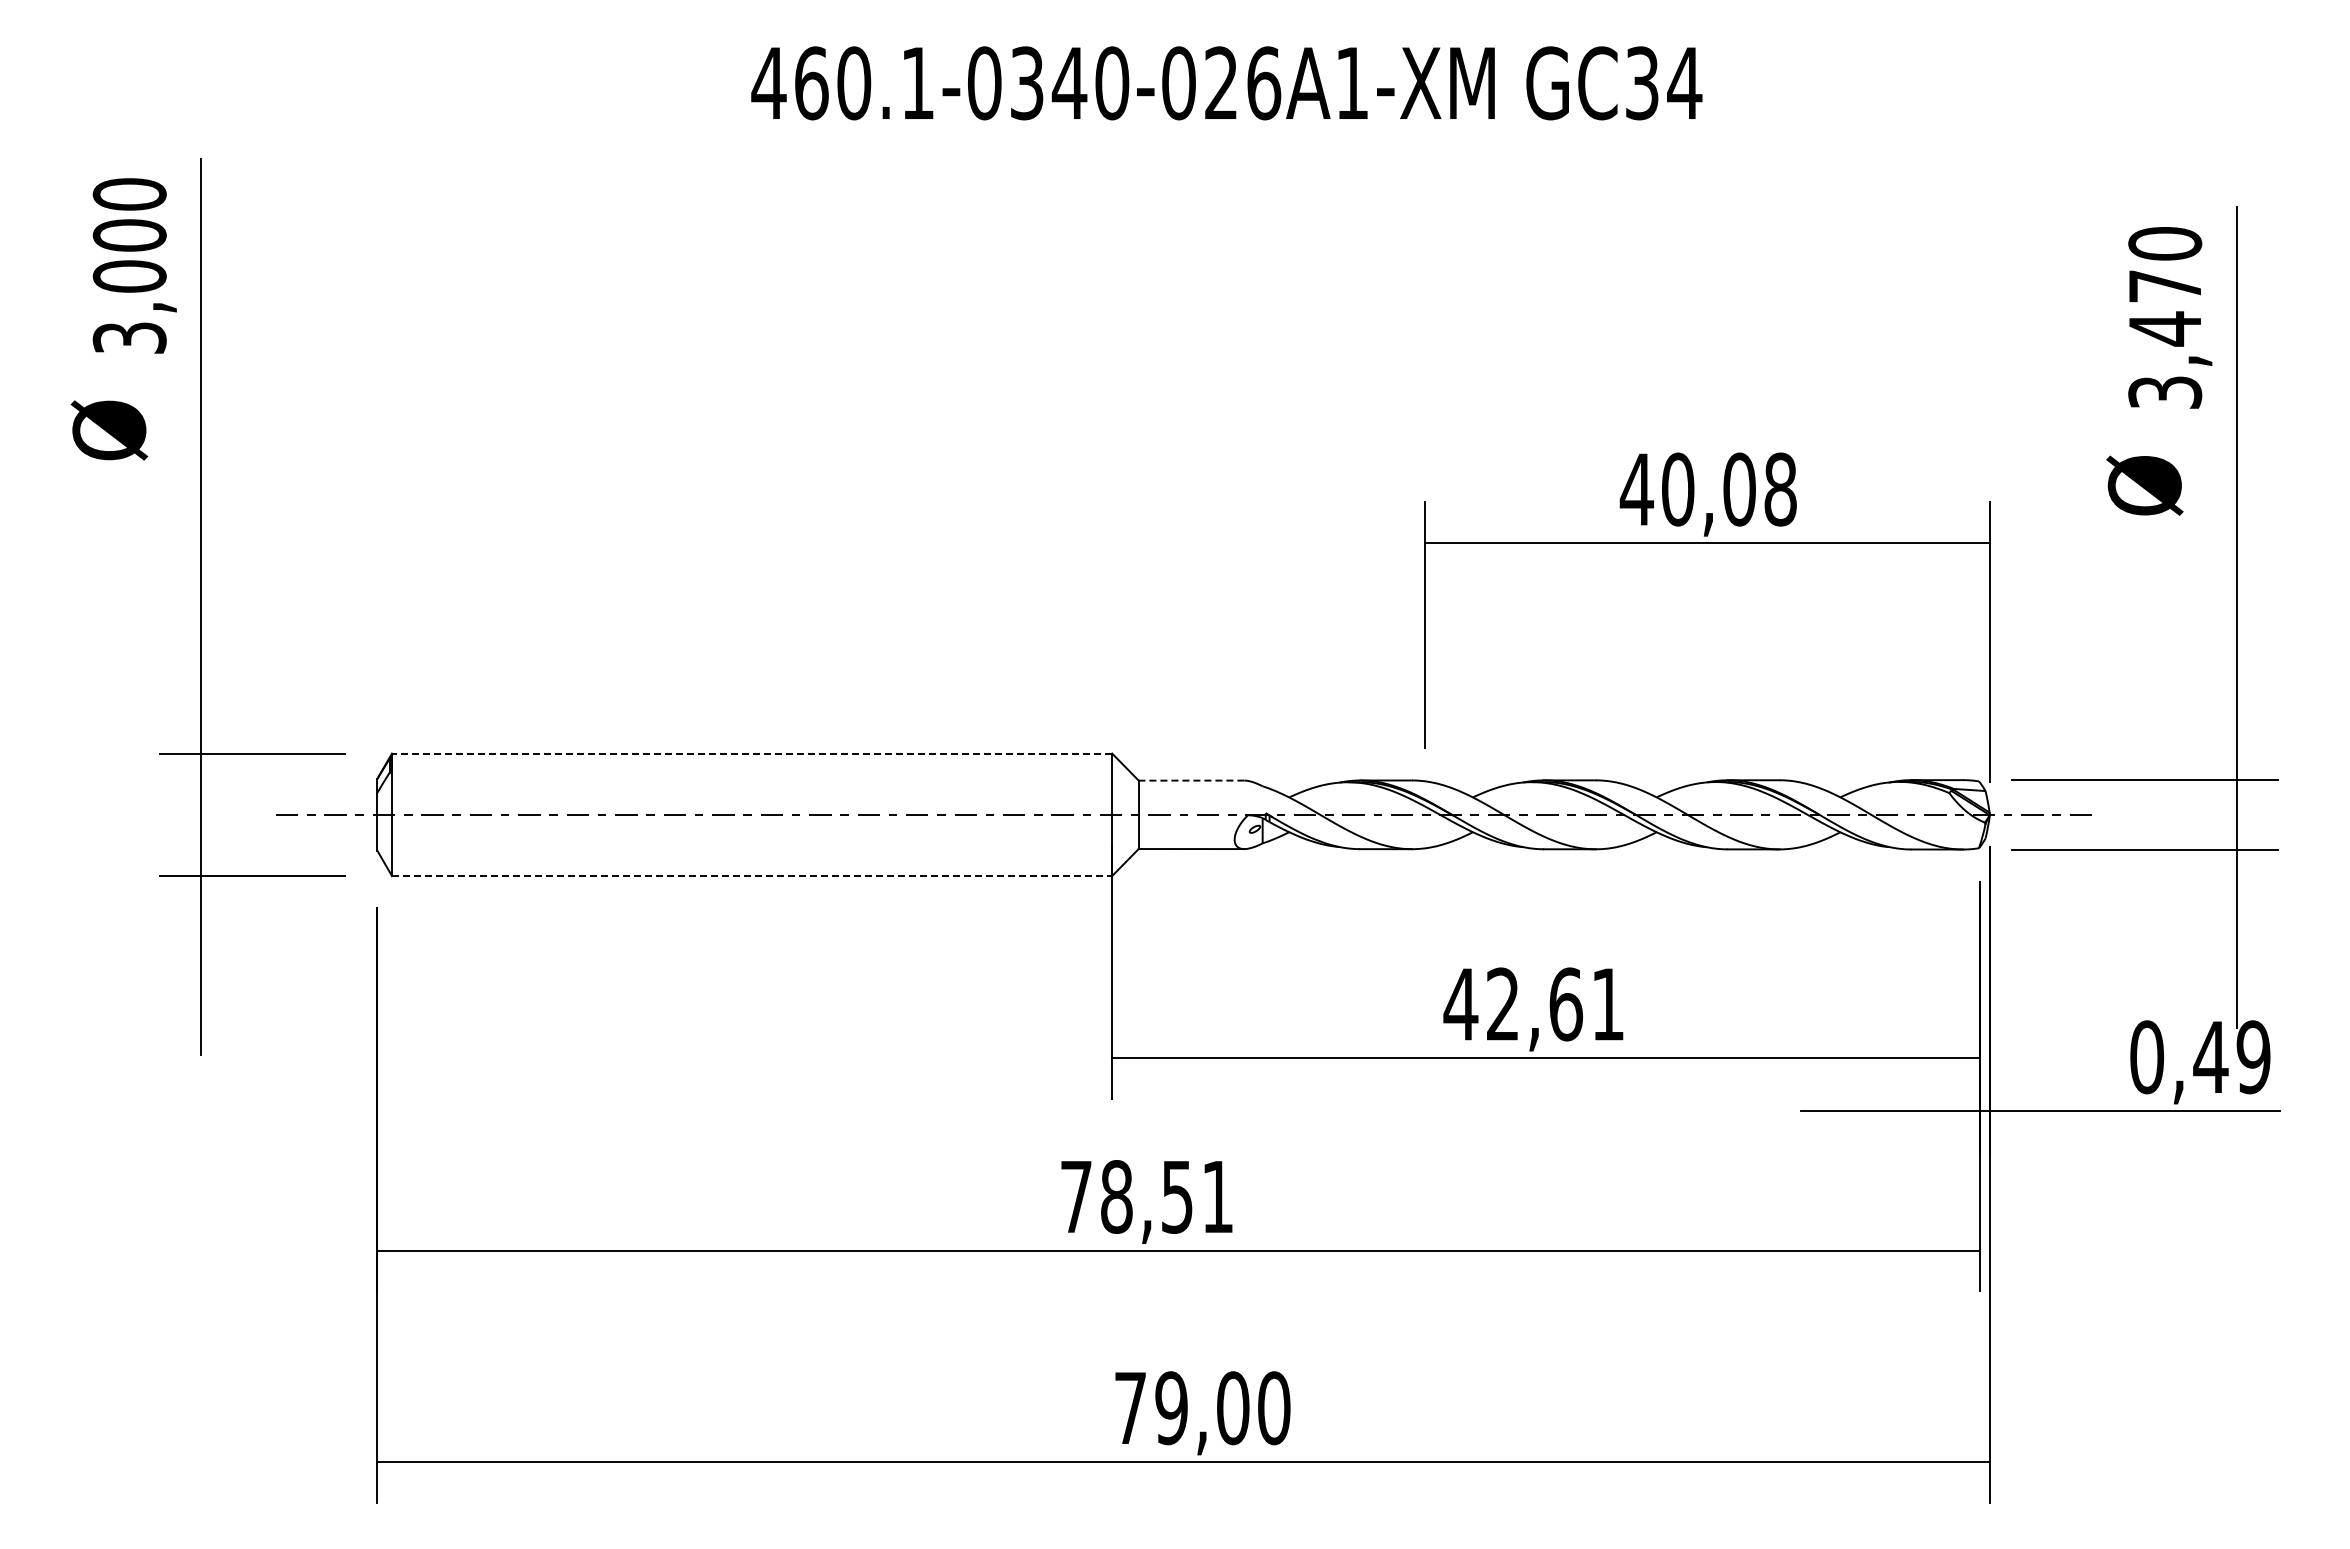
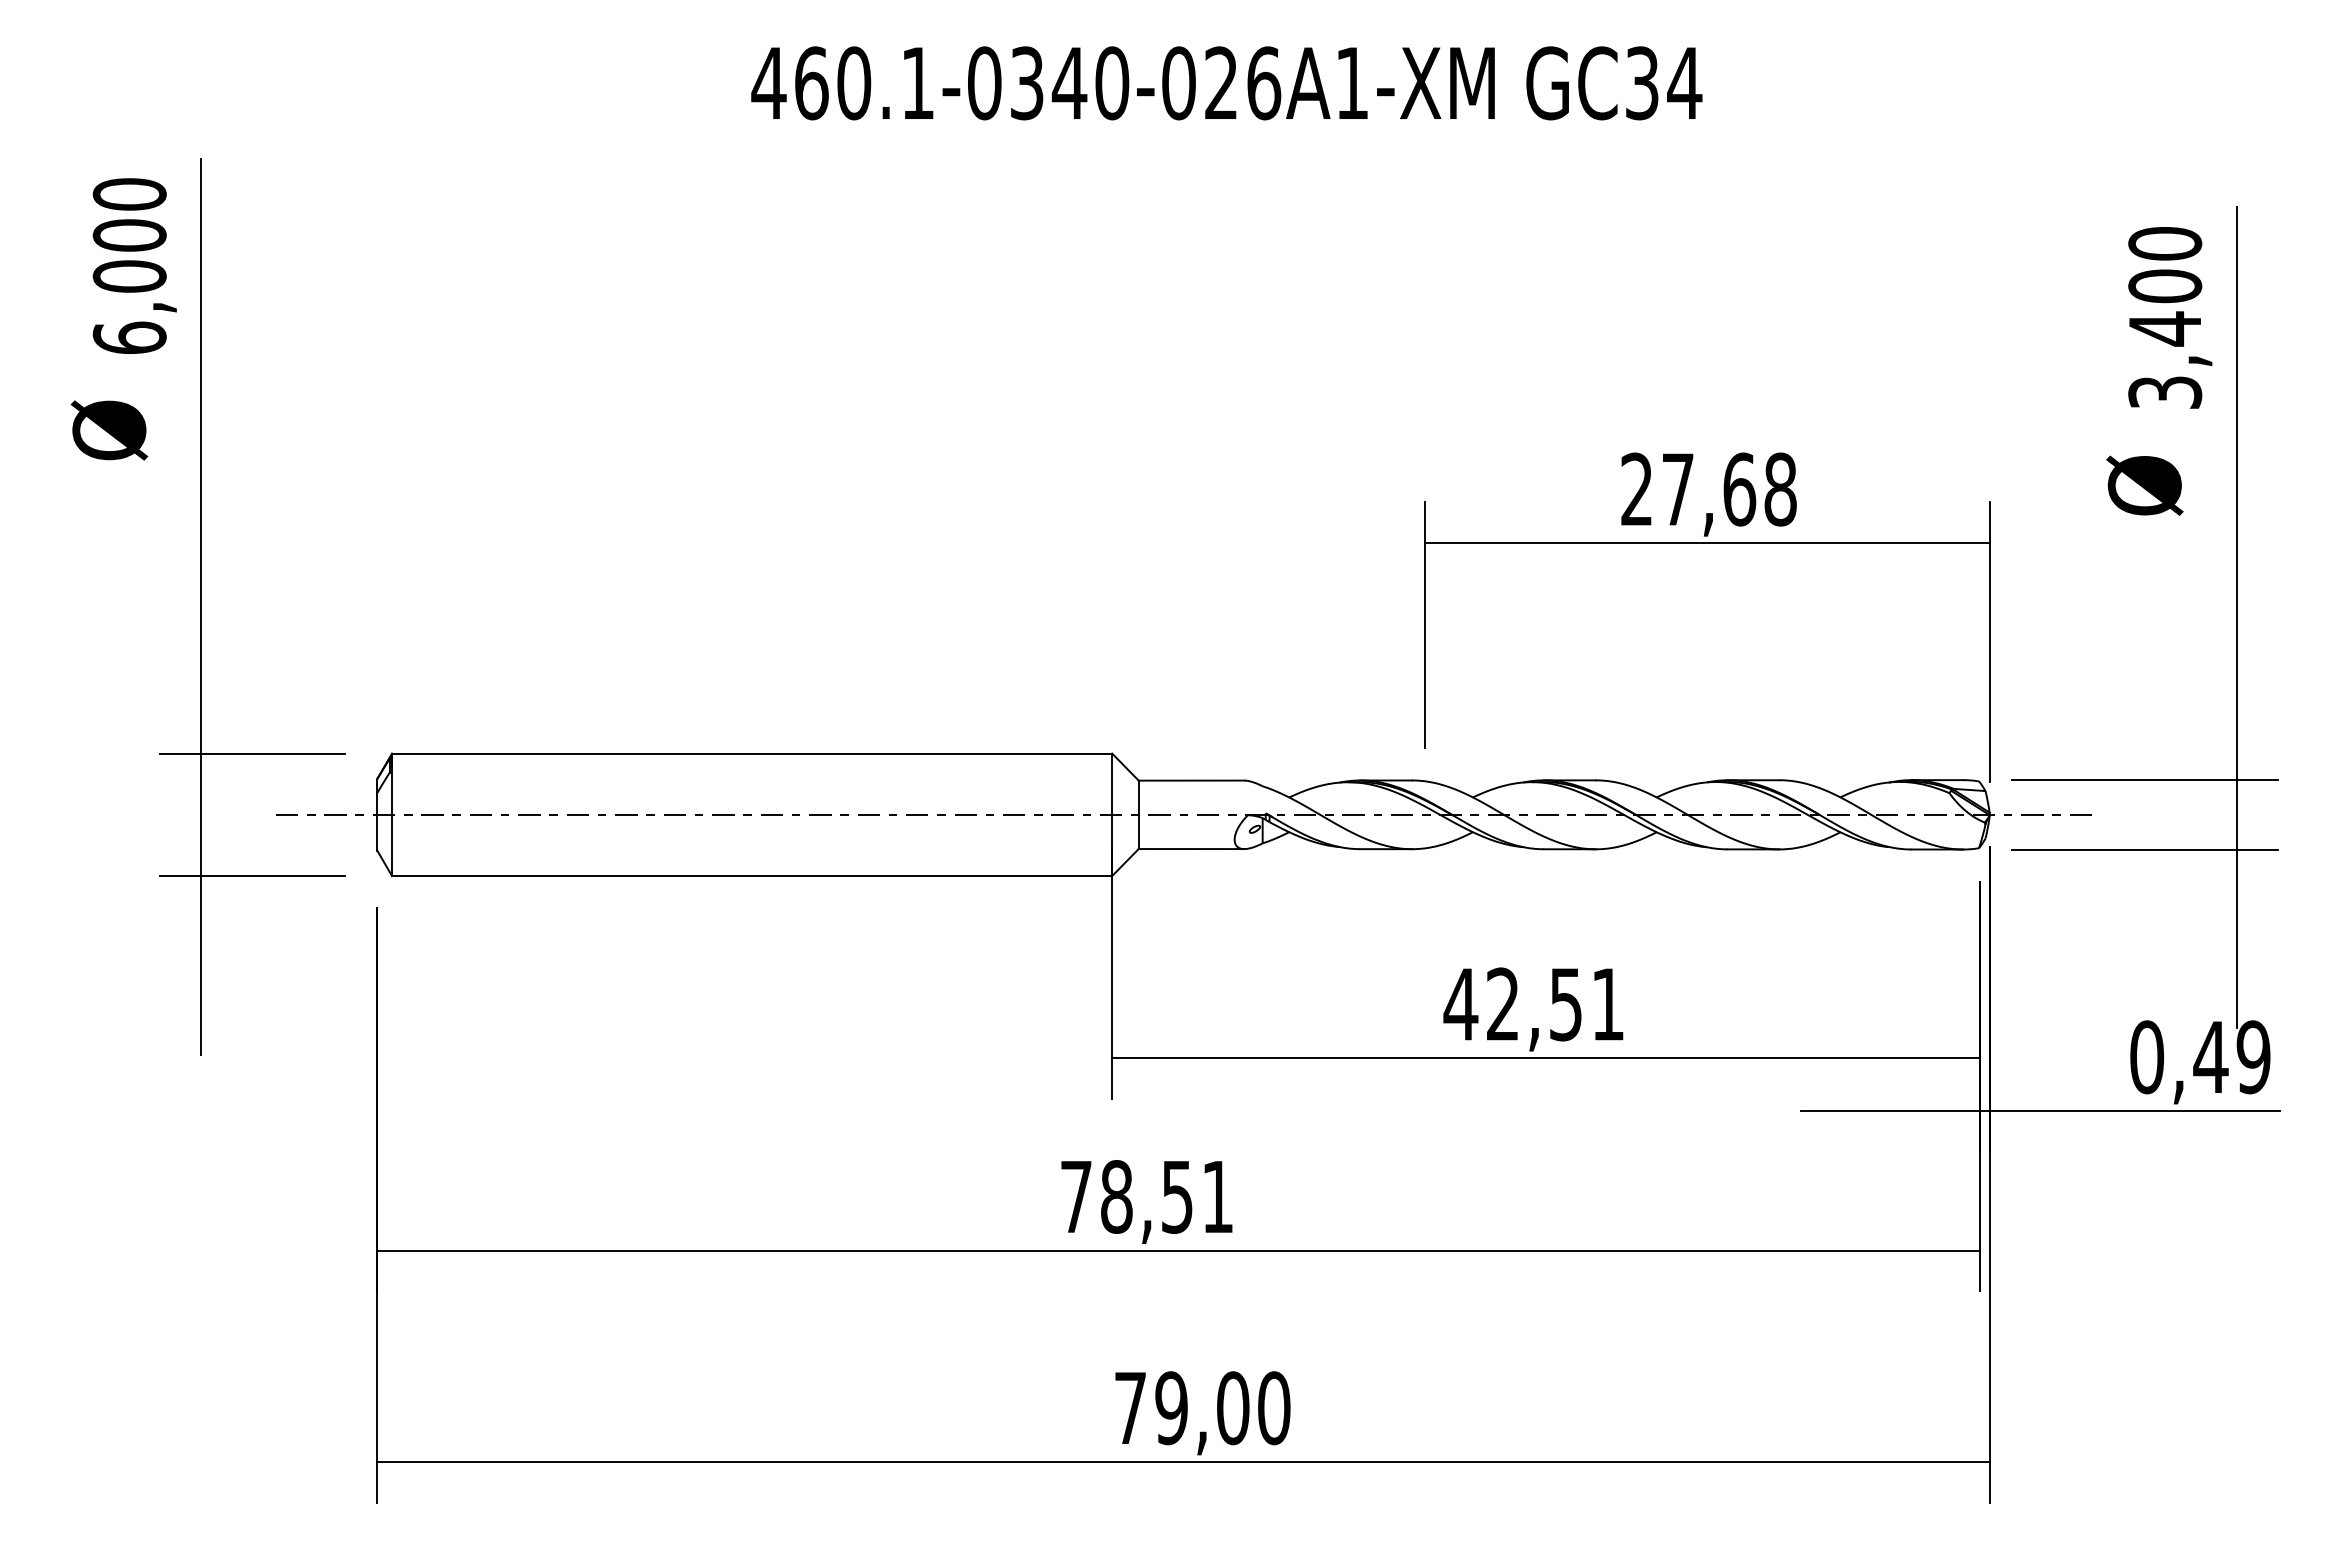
text: 3,470 -> 3,400 (2165, 286)
text: 3,000 -> 6,000 (129, 337)
text: 40,08 -> 27,68 (1687, 489)
line: dashed -> solid (751, 753)
line: dashed -> solid (1191, 780)
line: dashed -> solid (752, 876)
text: 42,61 -> 42,51 (1566, 1004)
